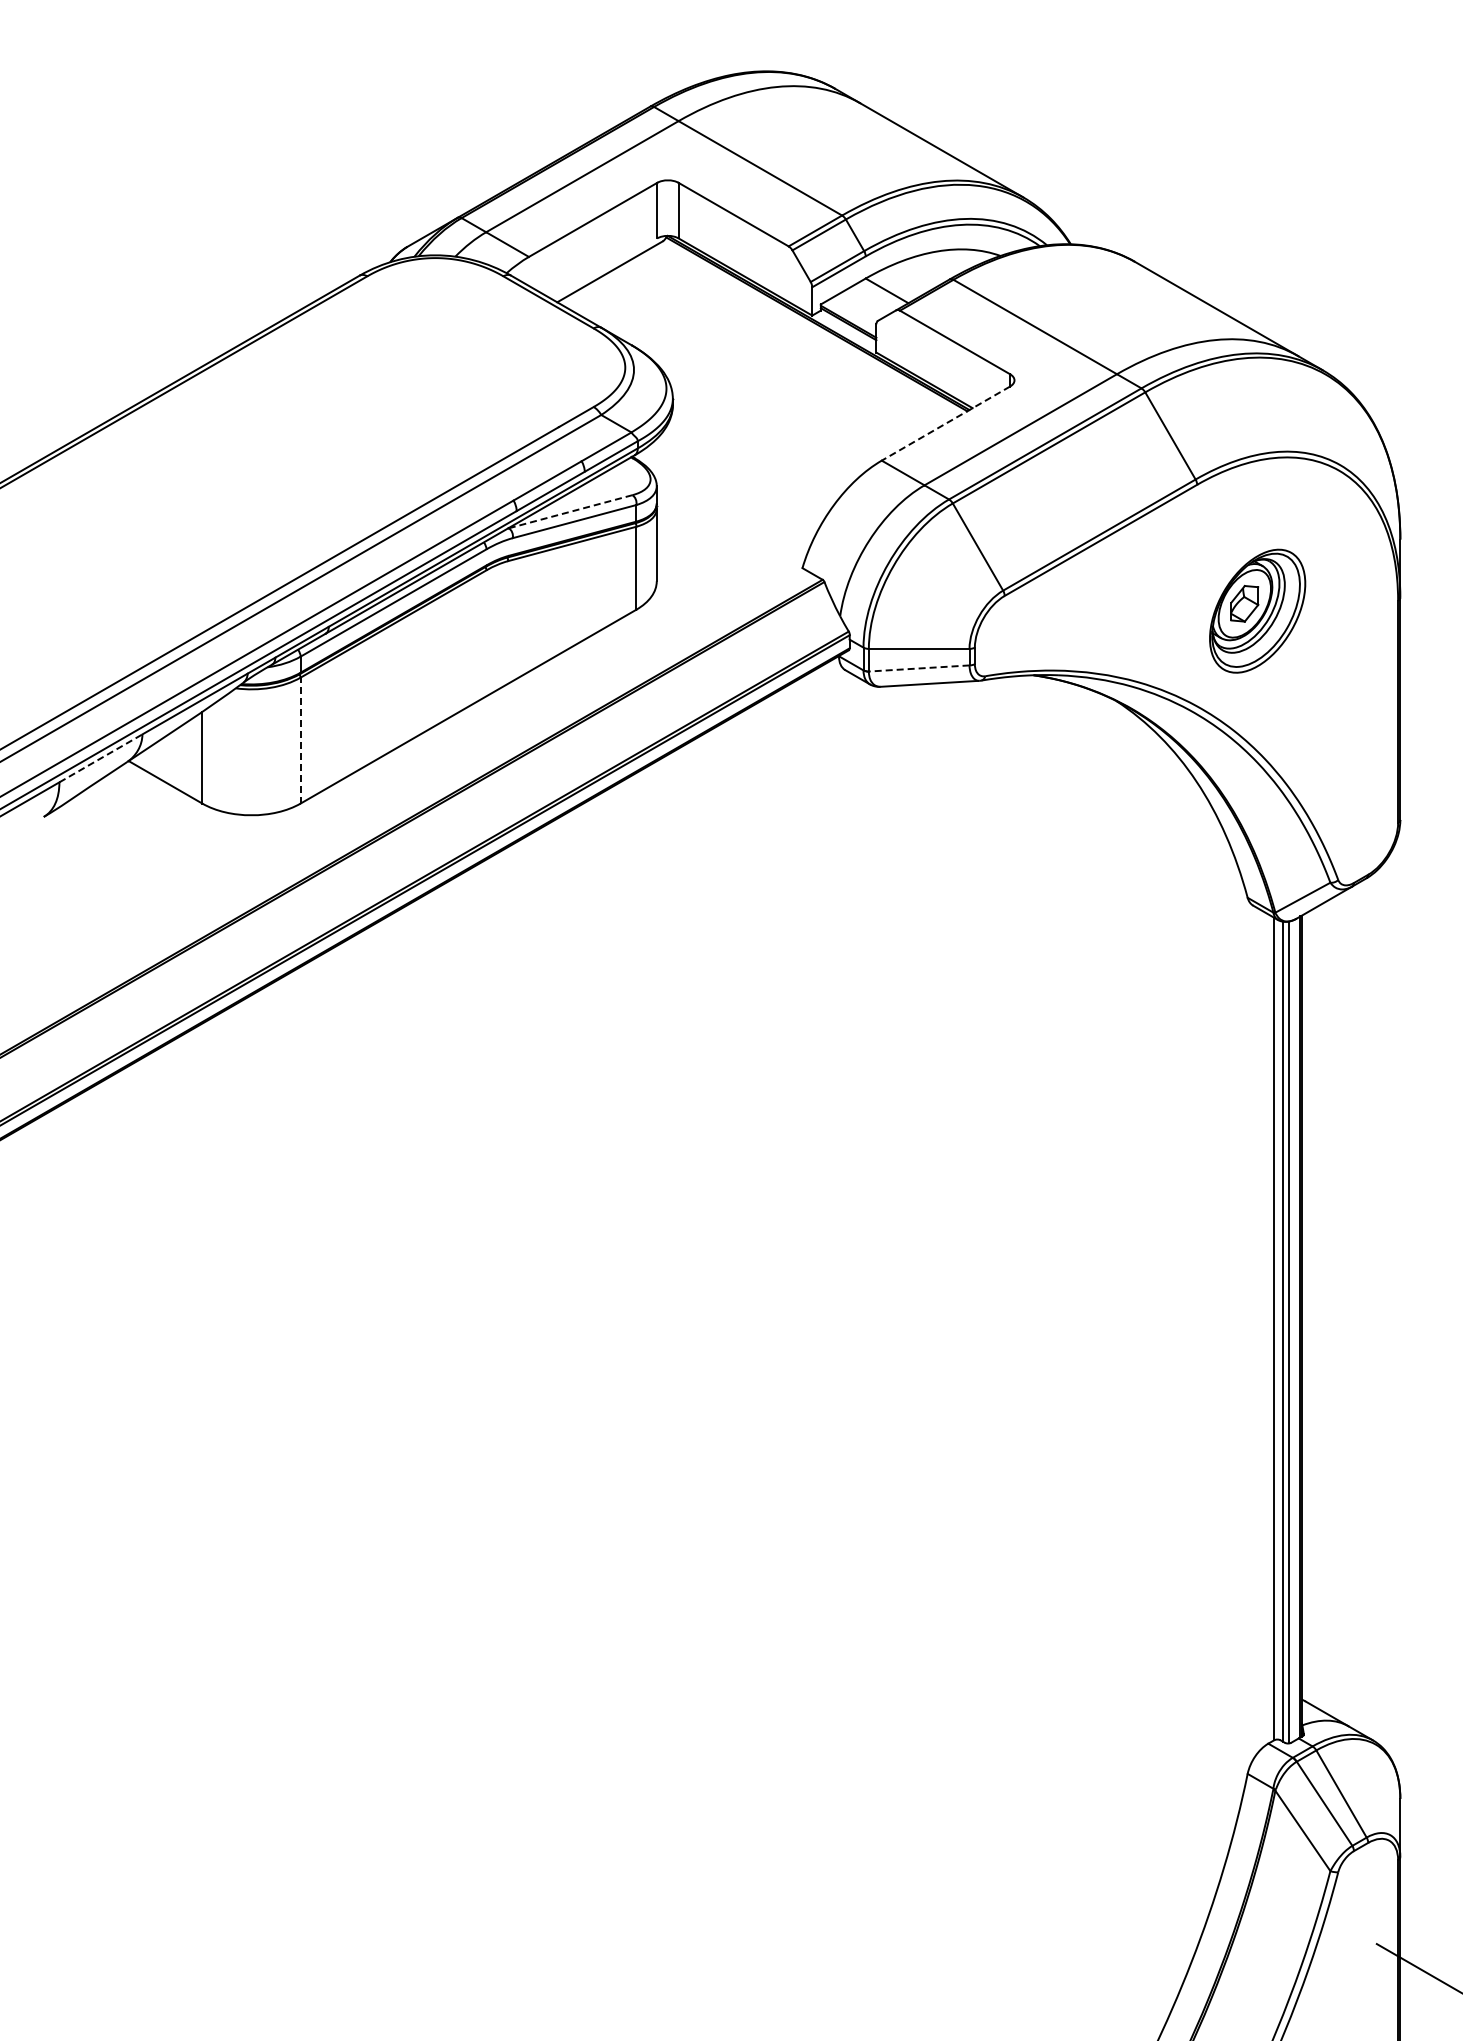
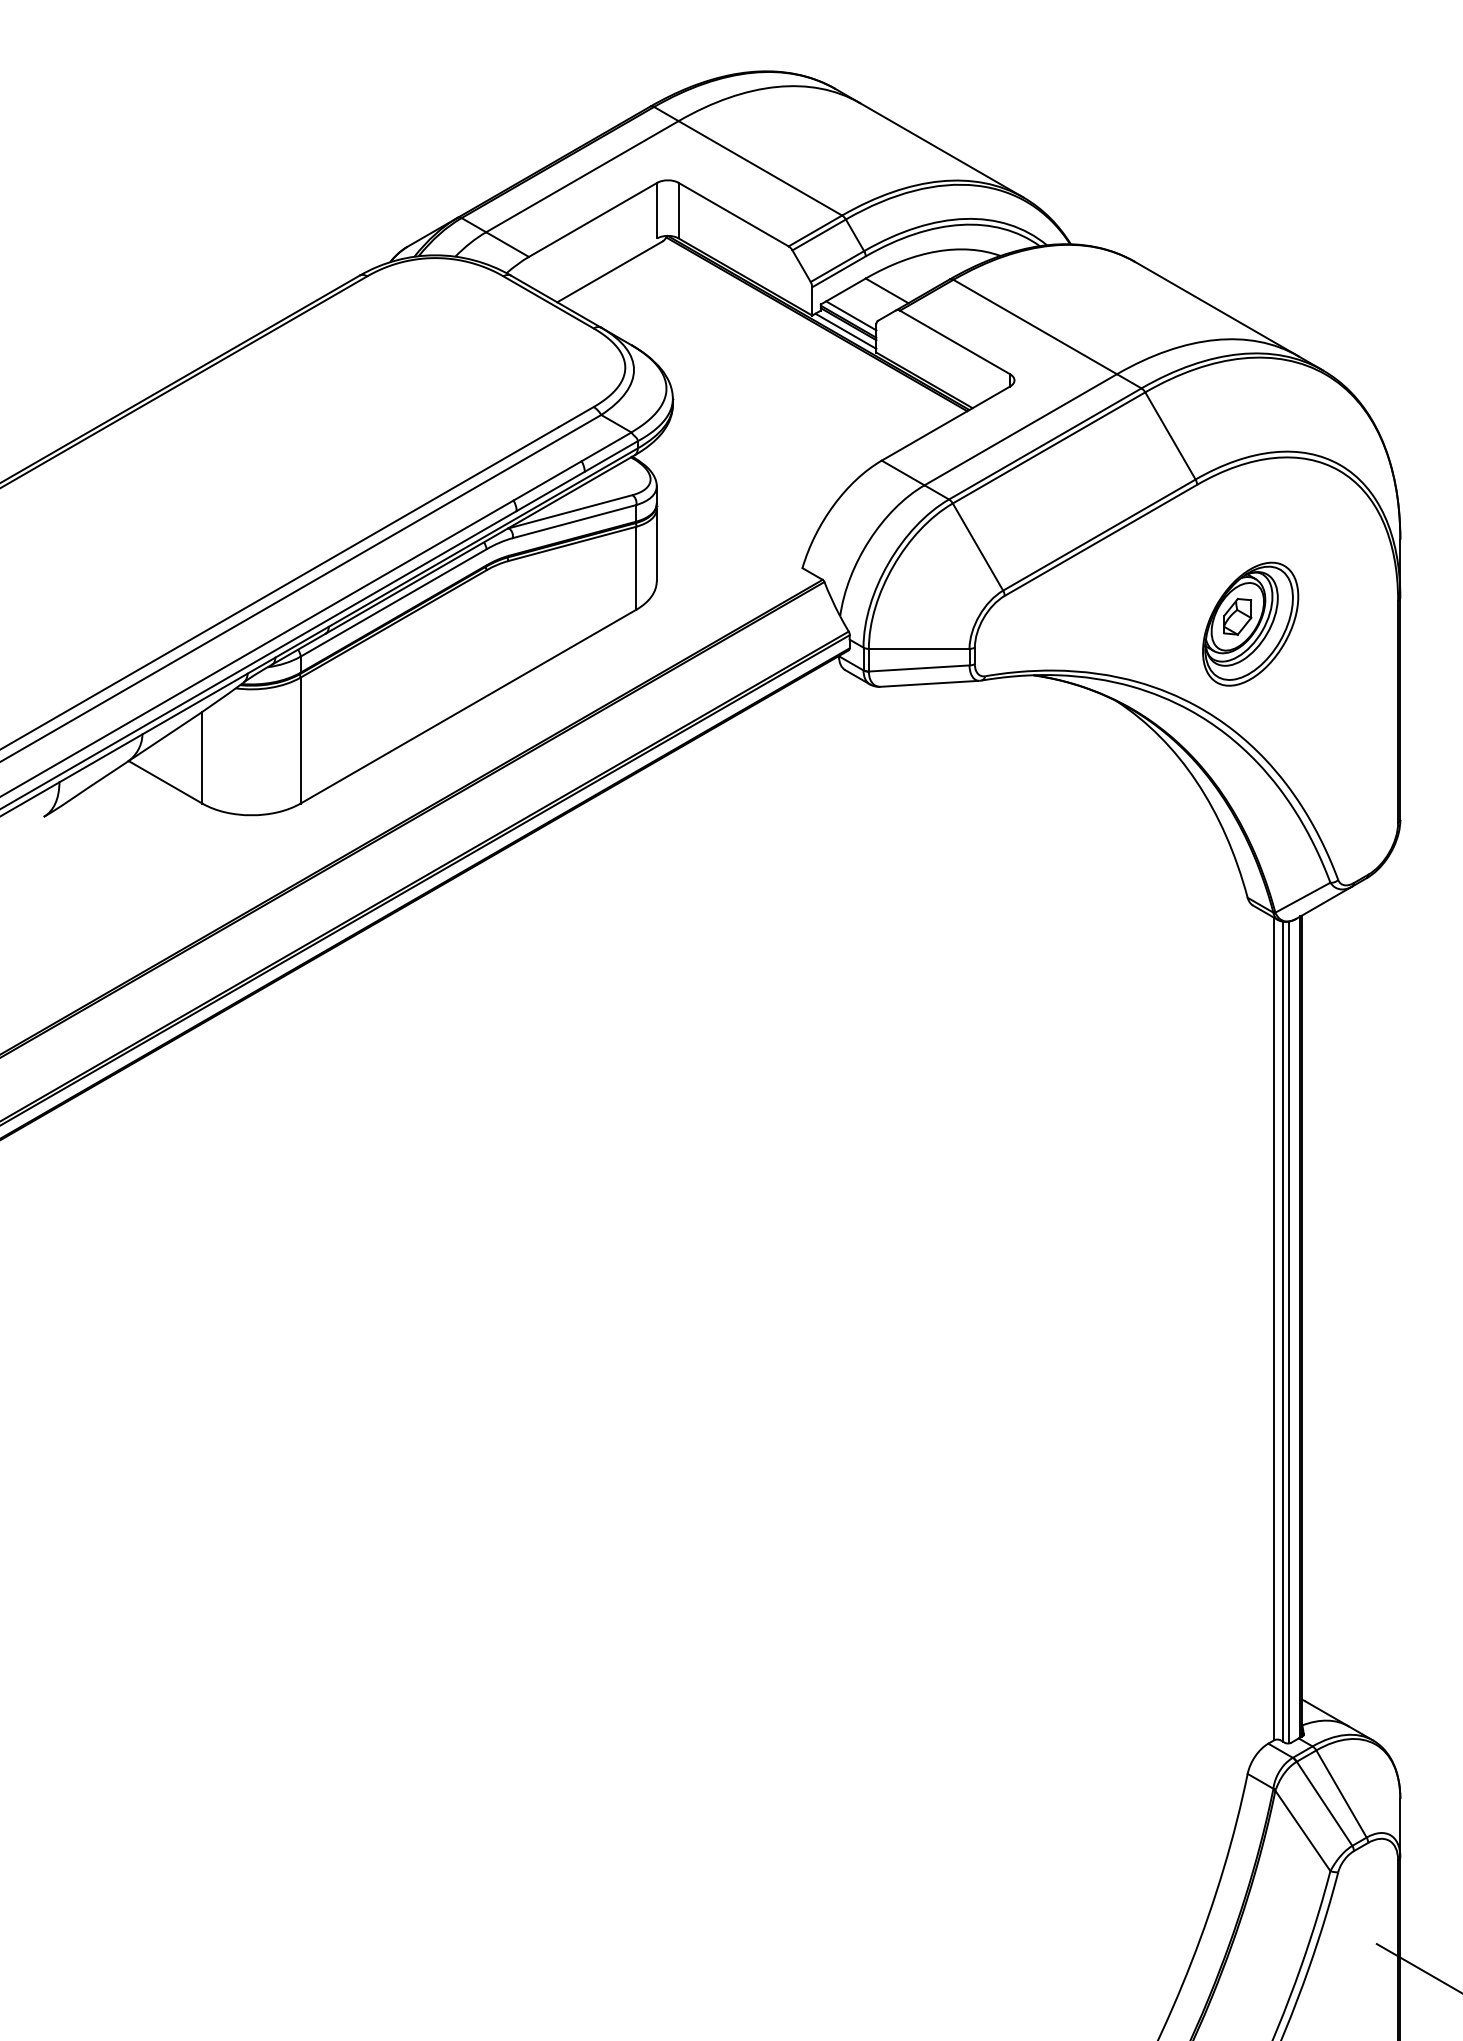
line: none -> present (851, 315)
line: none -> present (845, 330)
line: dashed -> solid (945, 423)
line: dashed -> solid (570, 511)
part position: (1257, 610) -> (1250, 623) (1250, 623)
line: dashed -> solid (918, 668)
line: dashed -> solid (300, 740)
line: dashed -> solid (100, 758)
